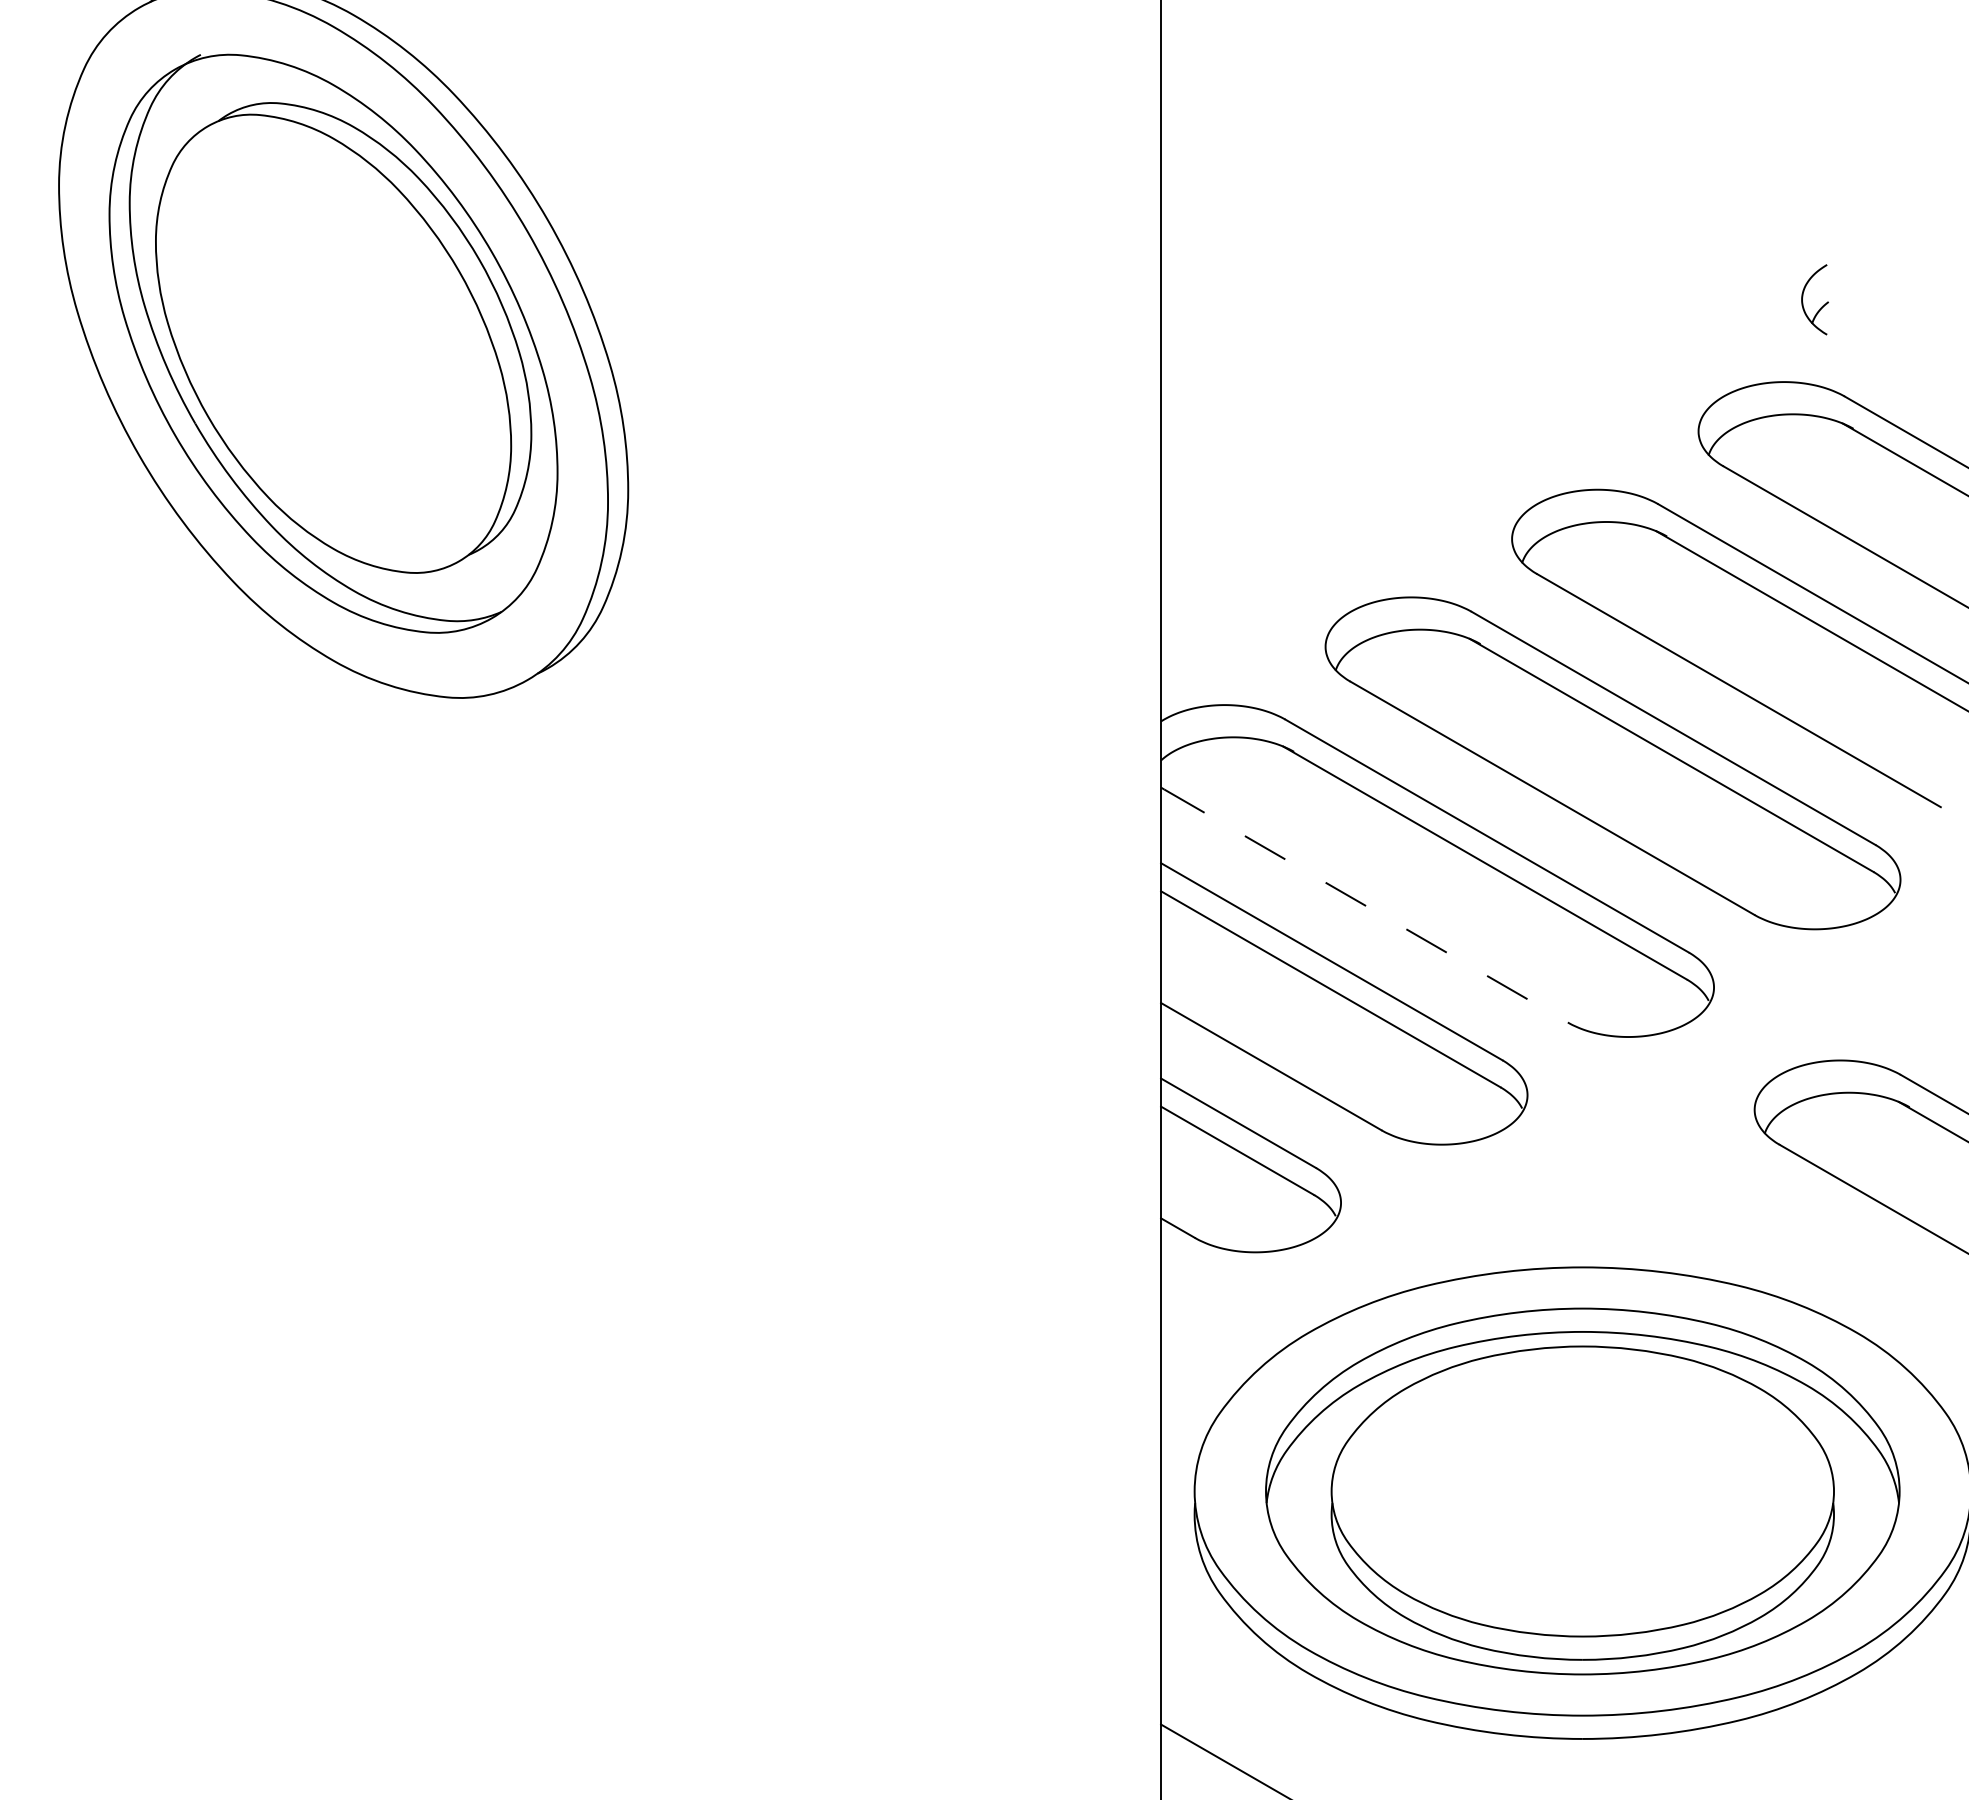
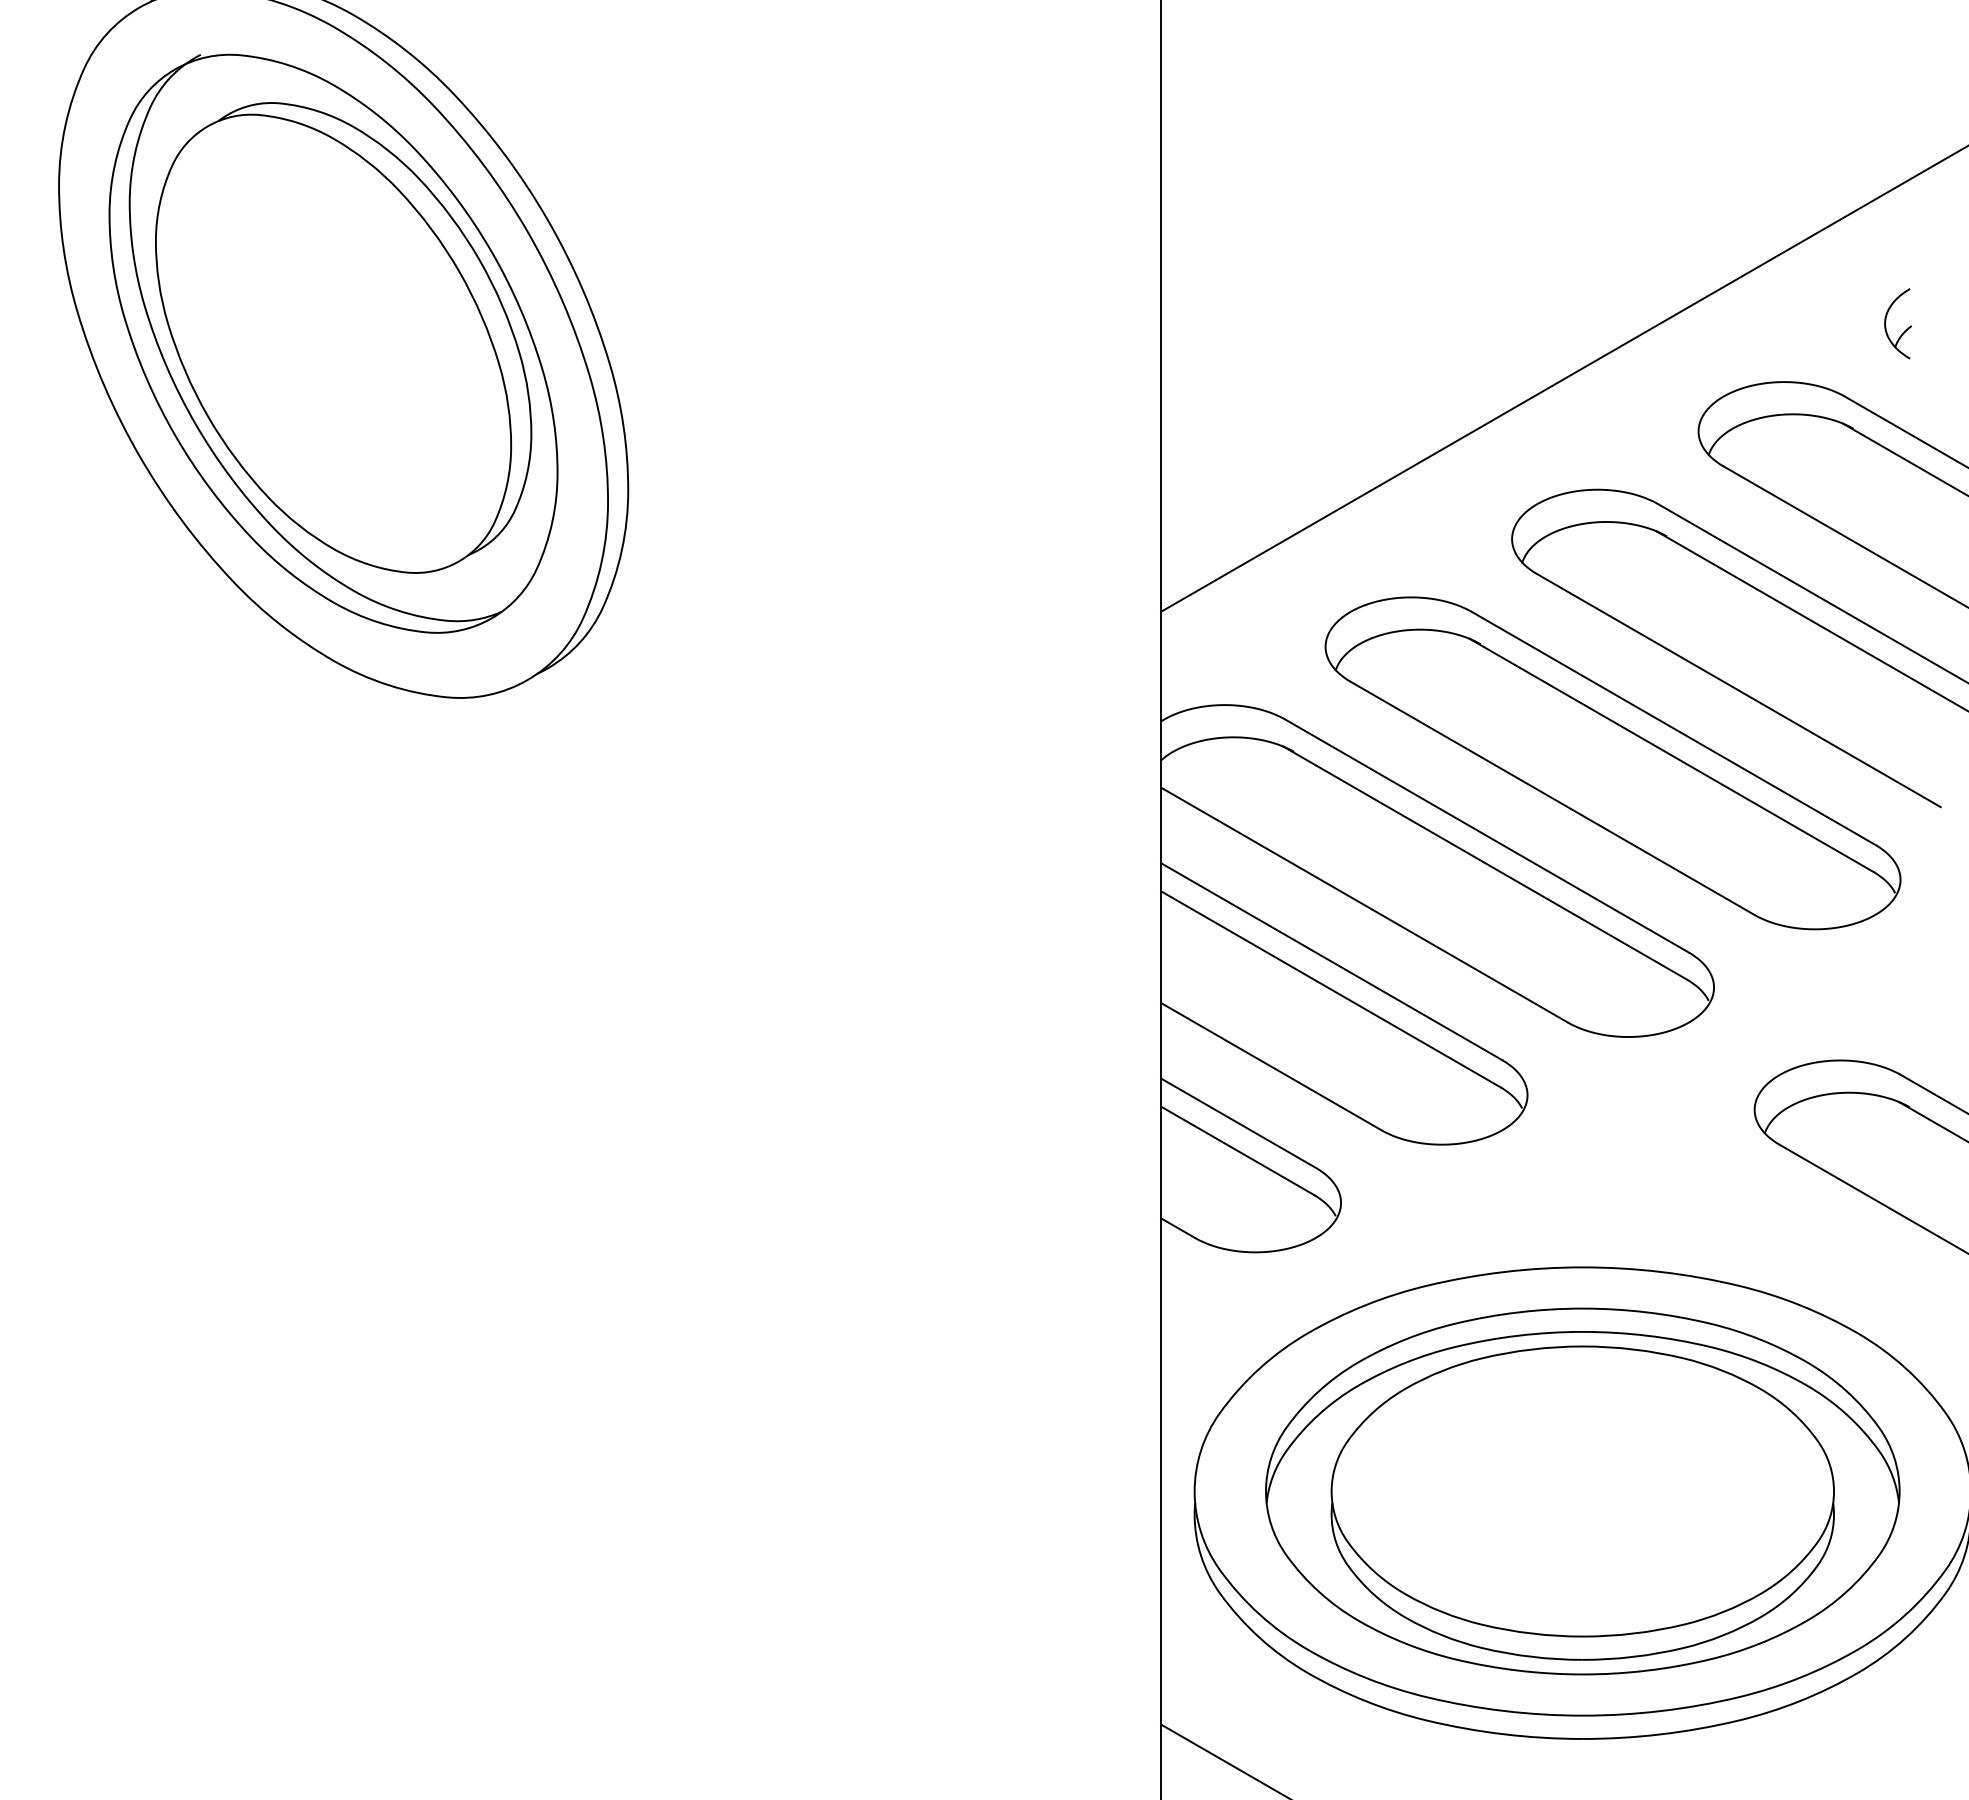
part position: (1821, 306) -> (1904, 330) (1904, 330)
line: none -> present (1563, 379)
line: dashed -> solid (1366, 906)
